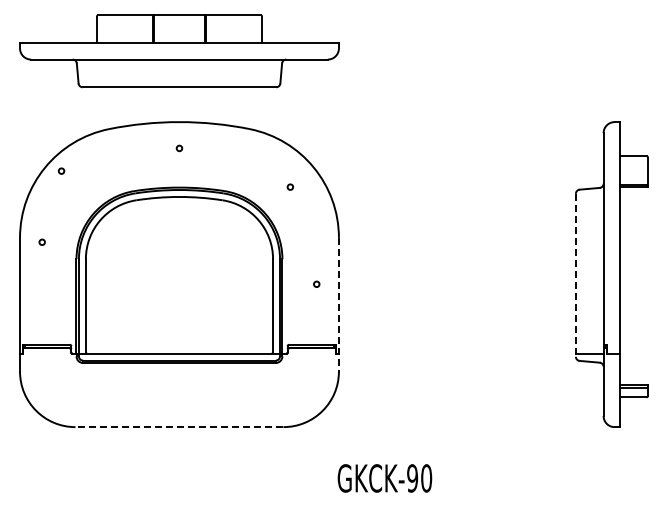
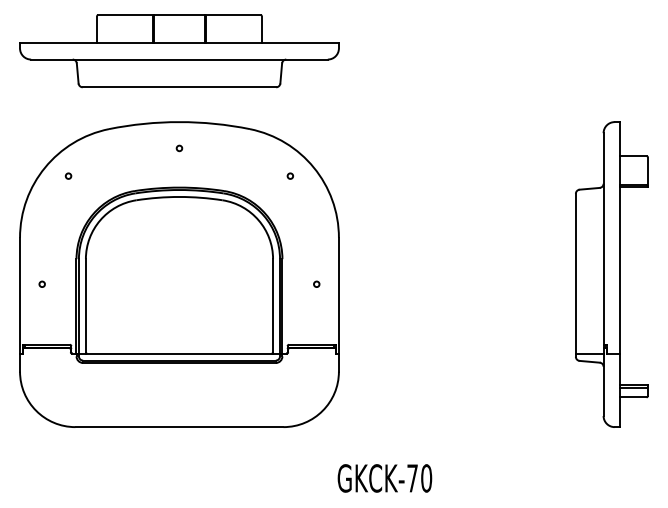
circle position: (61, 170) -> (68, 175) (68, 175)
circle position: (289, 186) -> (289, 175) (289, 175)
circle position: (41, 241) -> (41, 283) (41, 283)
line: dashed -> solid (575, 275)
line: dashed -> solid (338, 304)
line: dashed -> solid (179, 427)
text: GKCK-90 -> GKCK-70 (412, 478)
